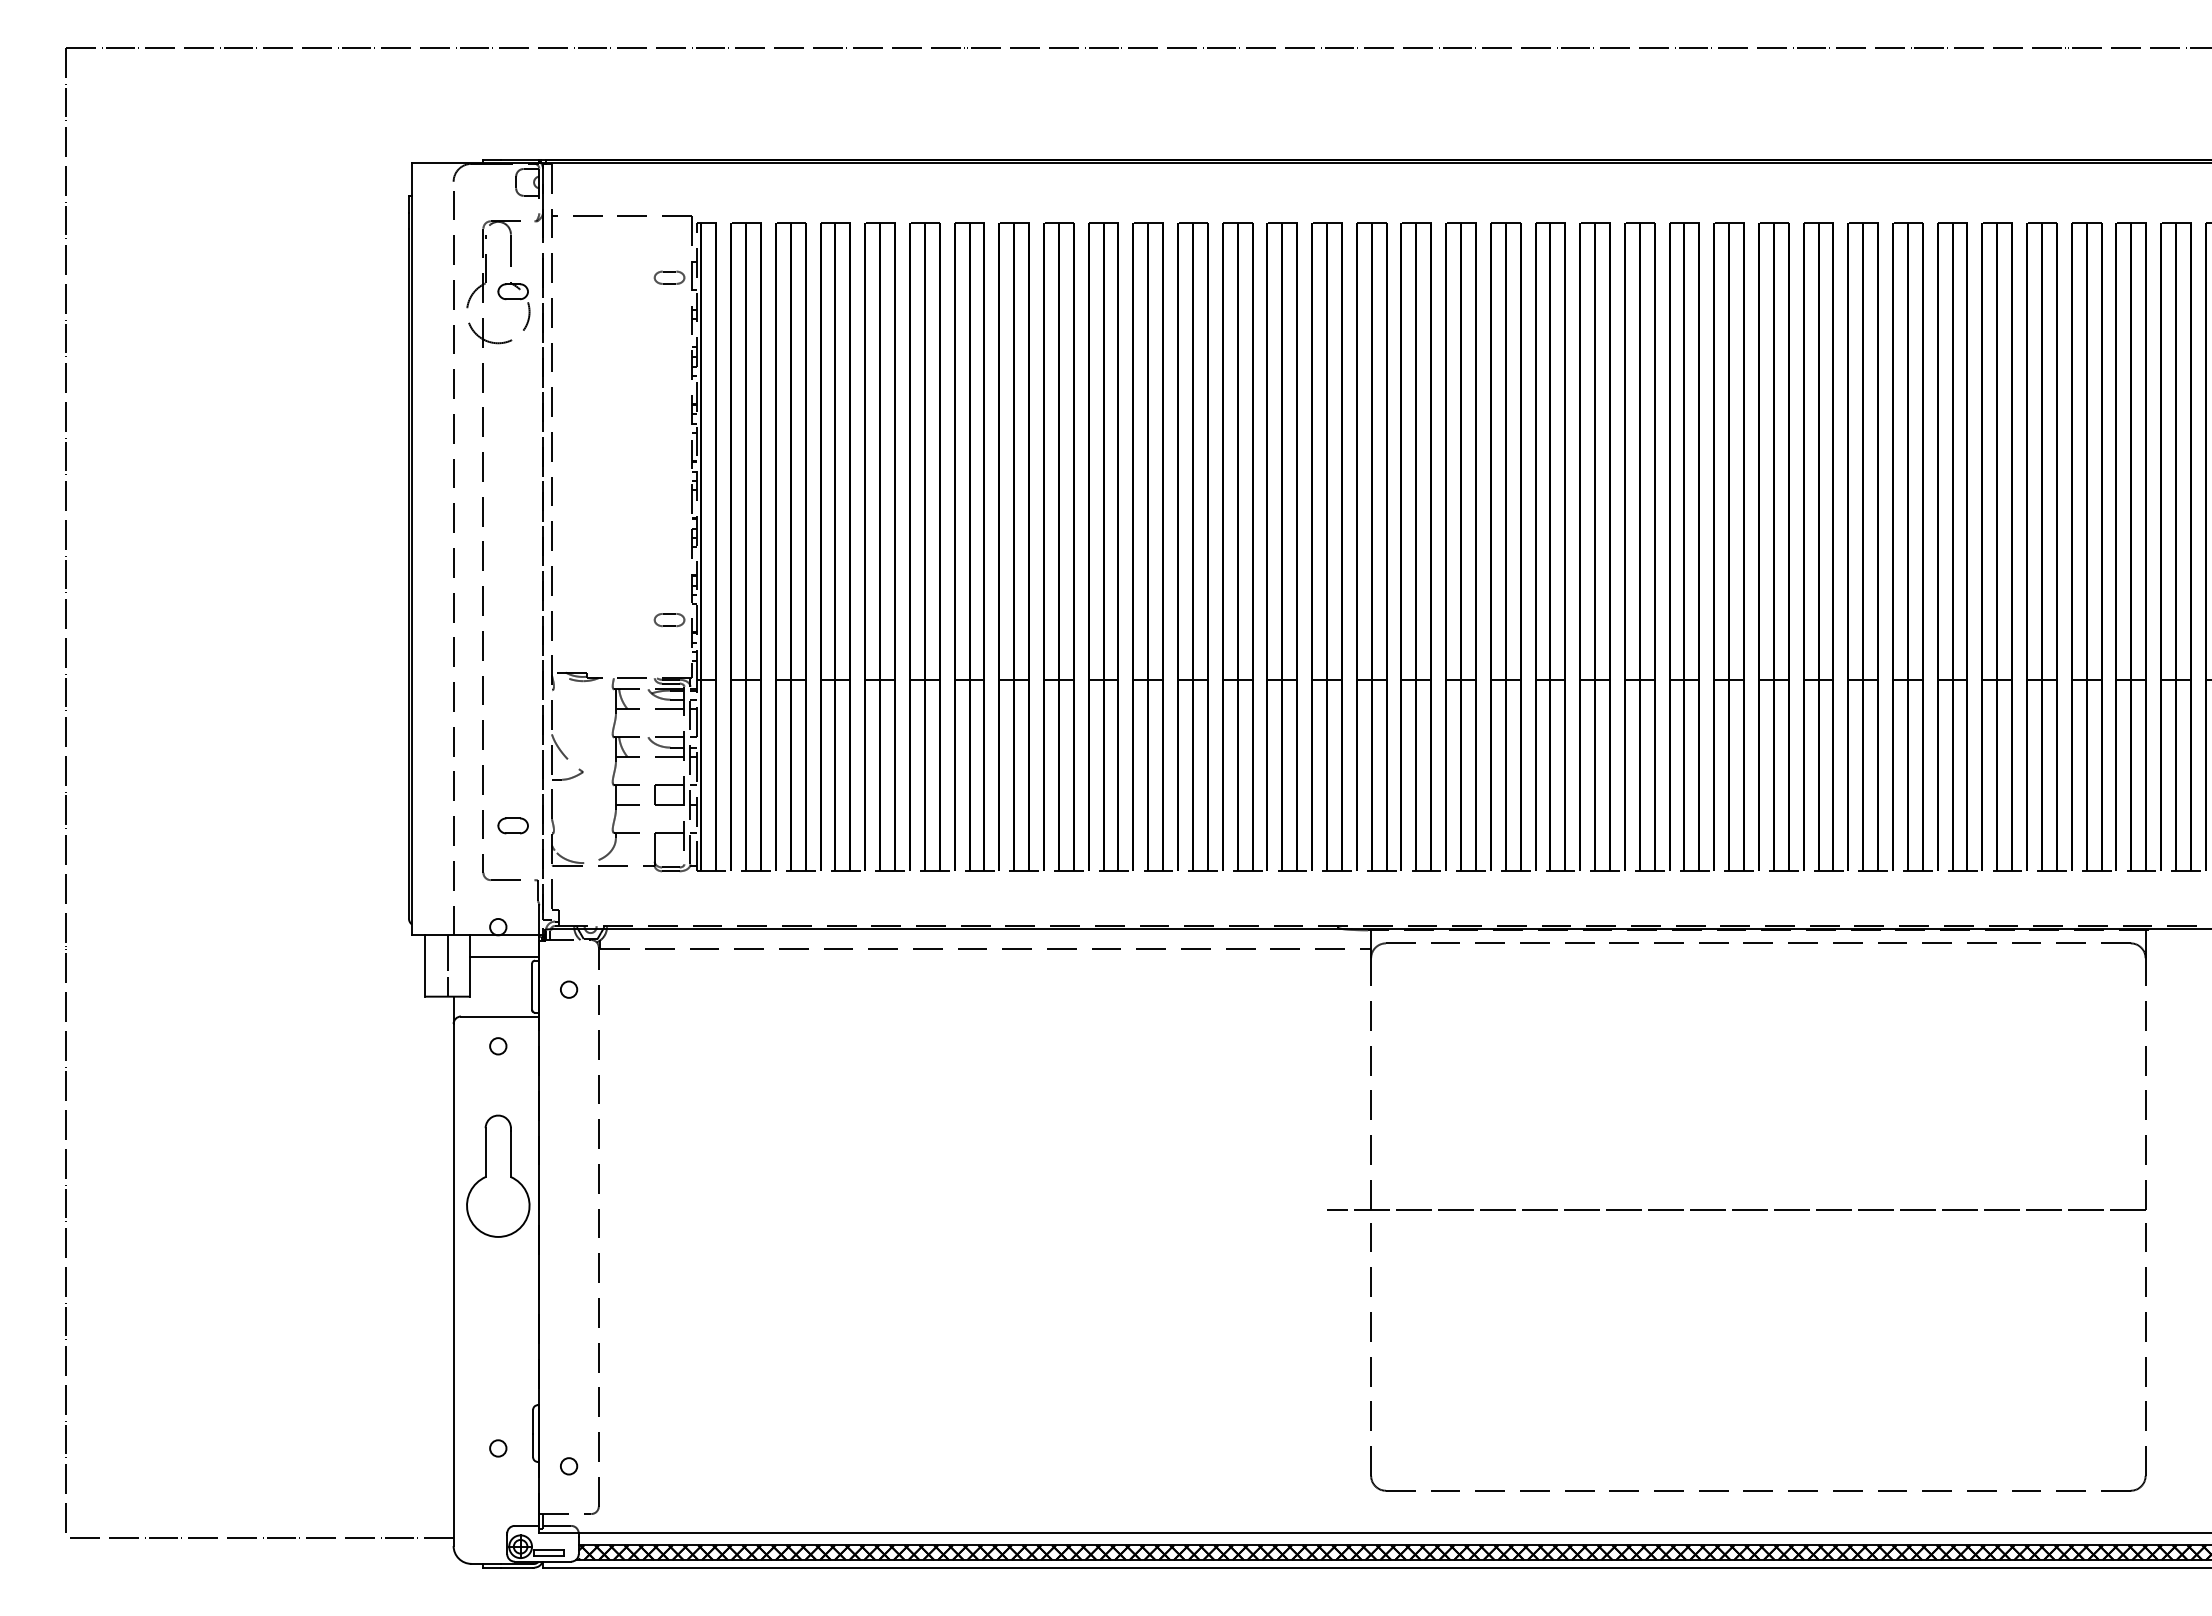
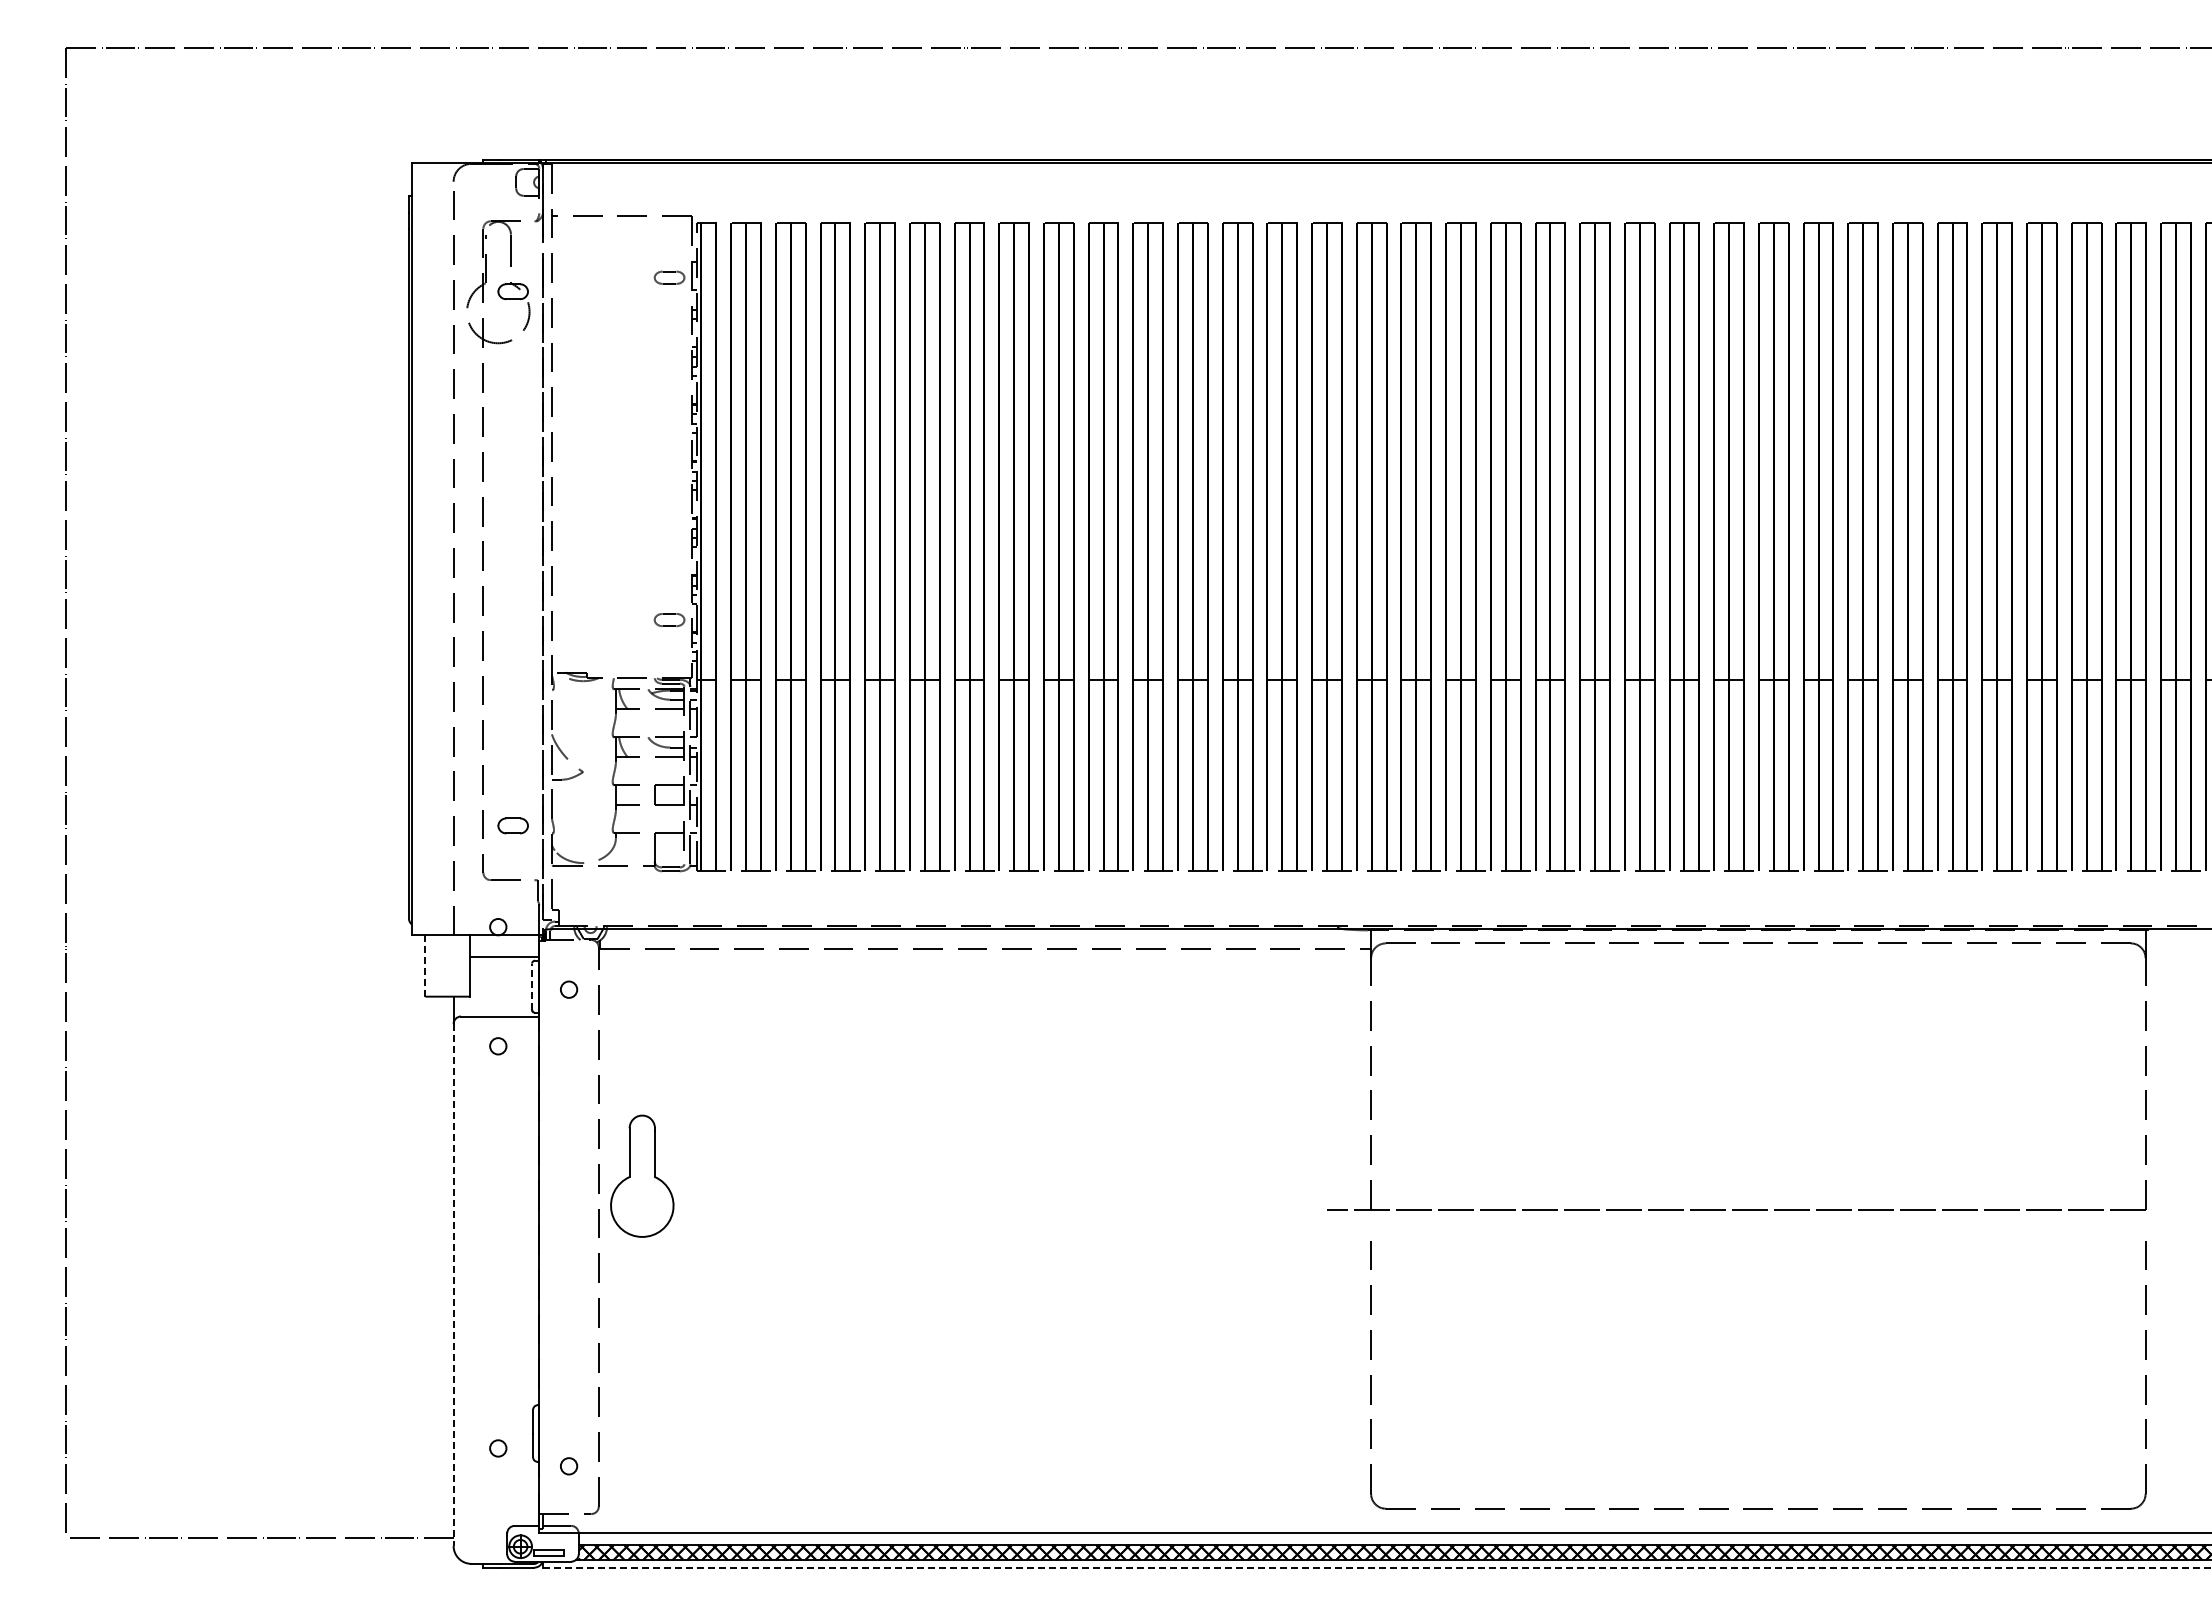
line: solid -> dashed (425, 965)
line: present -> none (447, 965)
line: solid -> dashed (532, 986)
part position: (498, 1175) -> (642, 1175) (642, 1175)
line: solid -> dashed (453, 1285)
part position: (1758, 1490) -> (1758, 1508) (1758, 1508)
line: solid -> dashed (1376, 1567)
